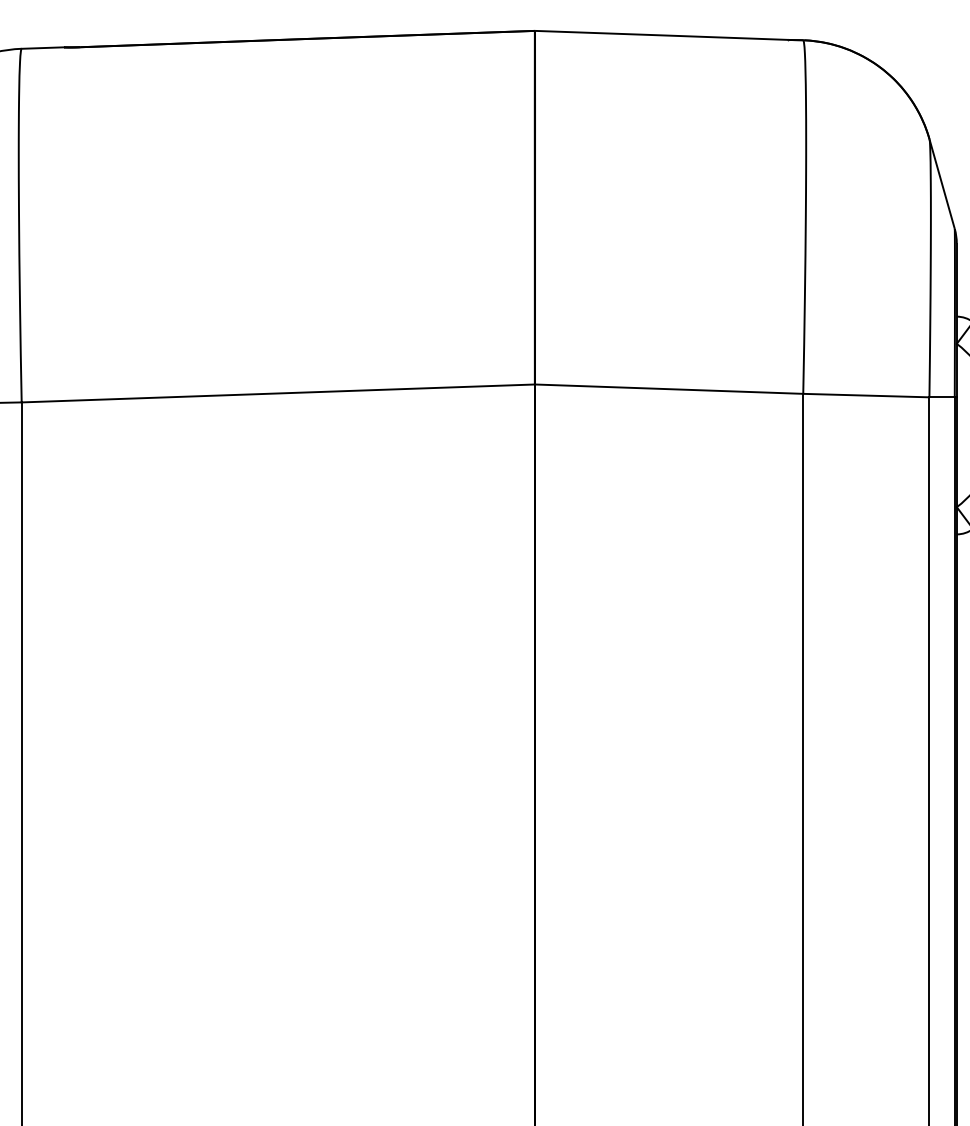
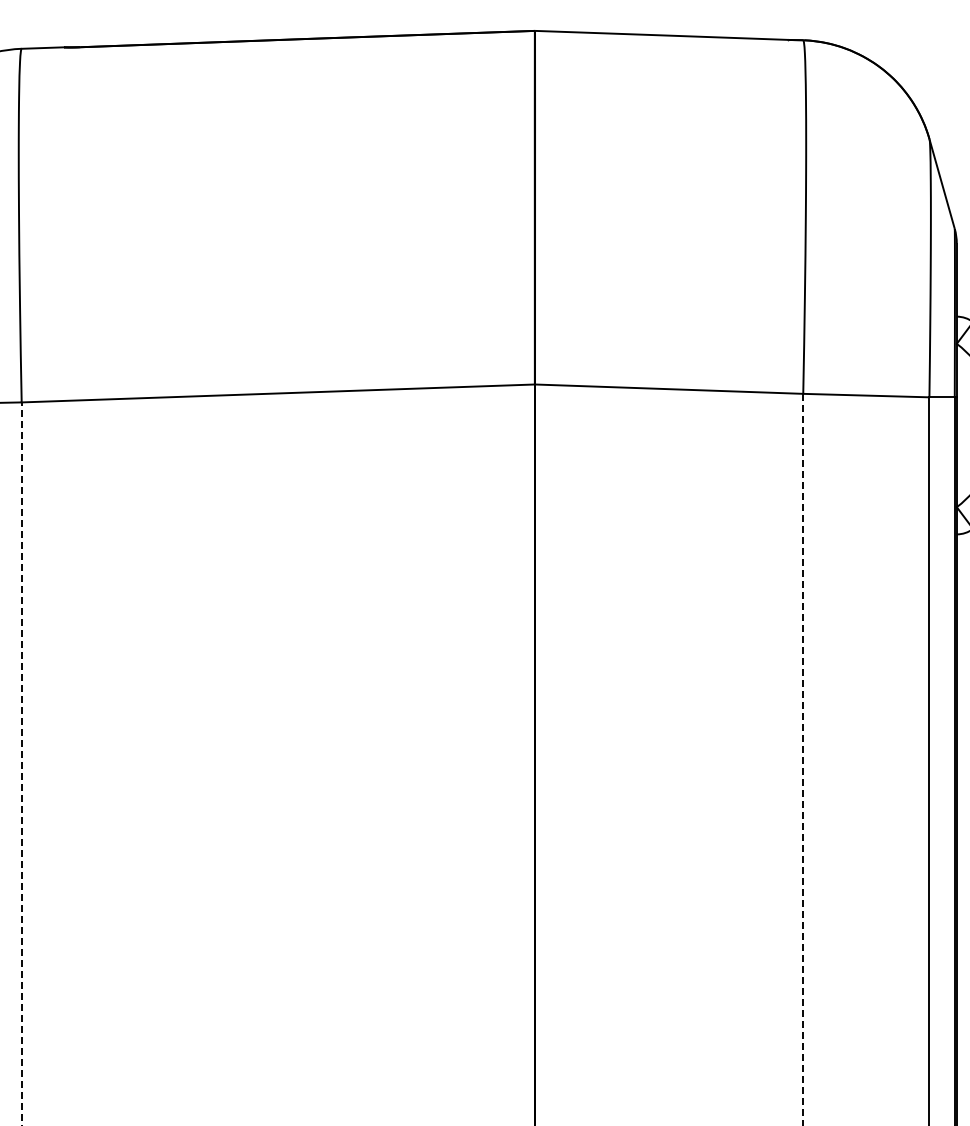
line: solid -> dashed (803, 759)
line: solid -> dashed (21, 763)
